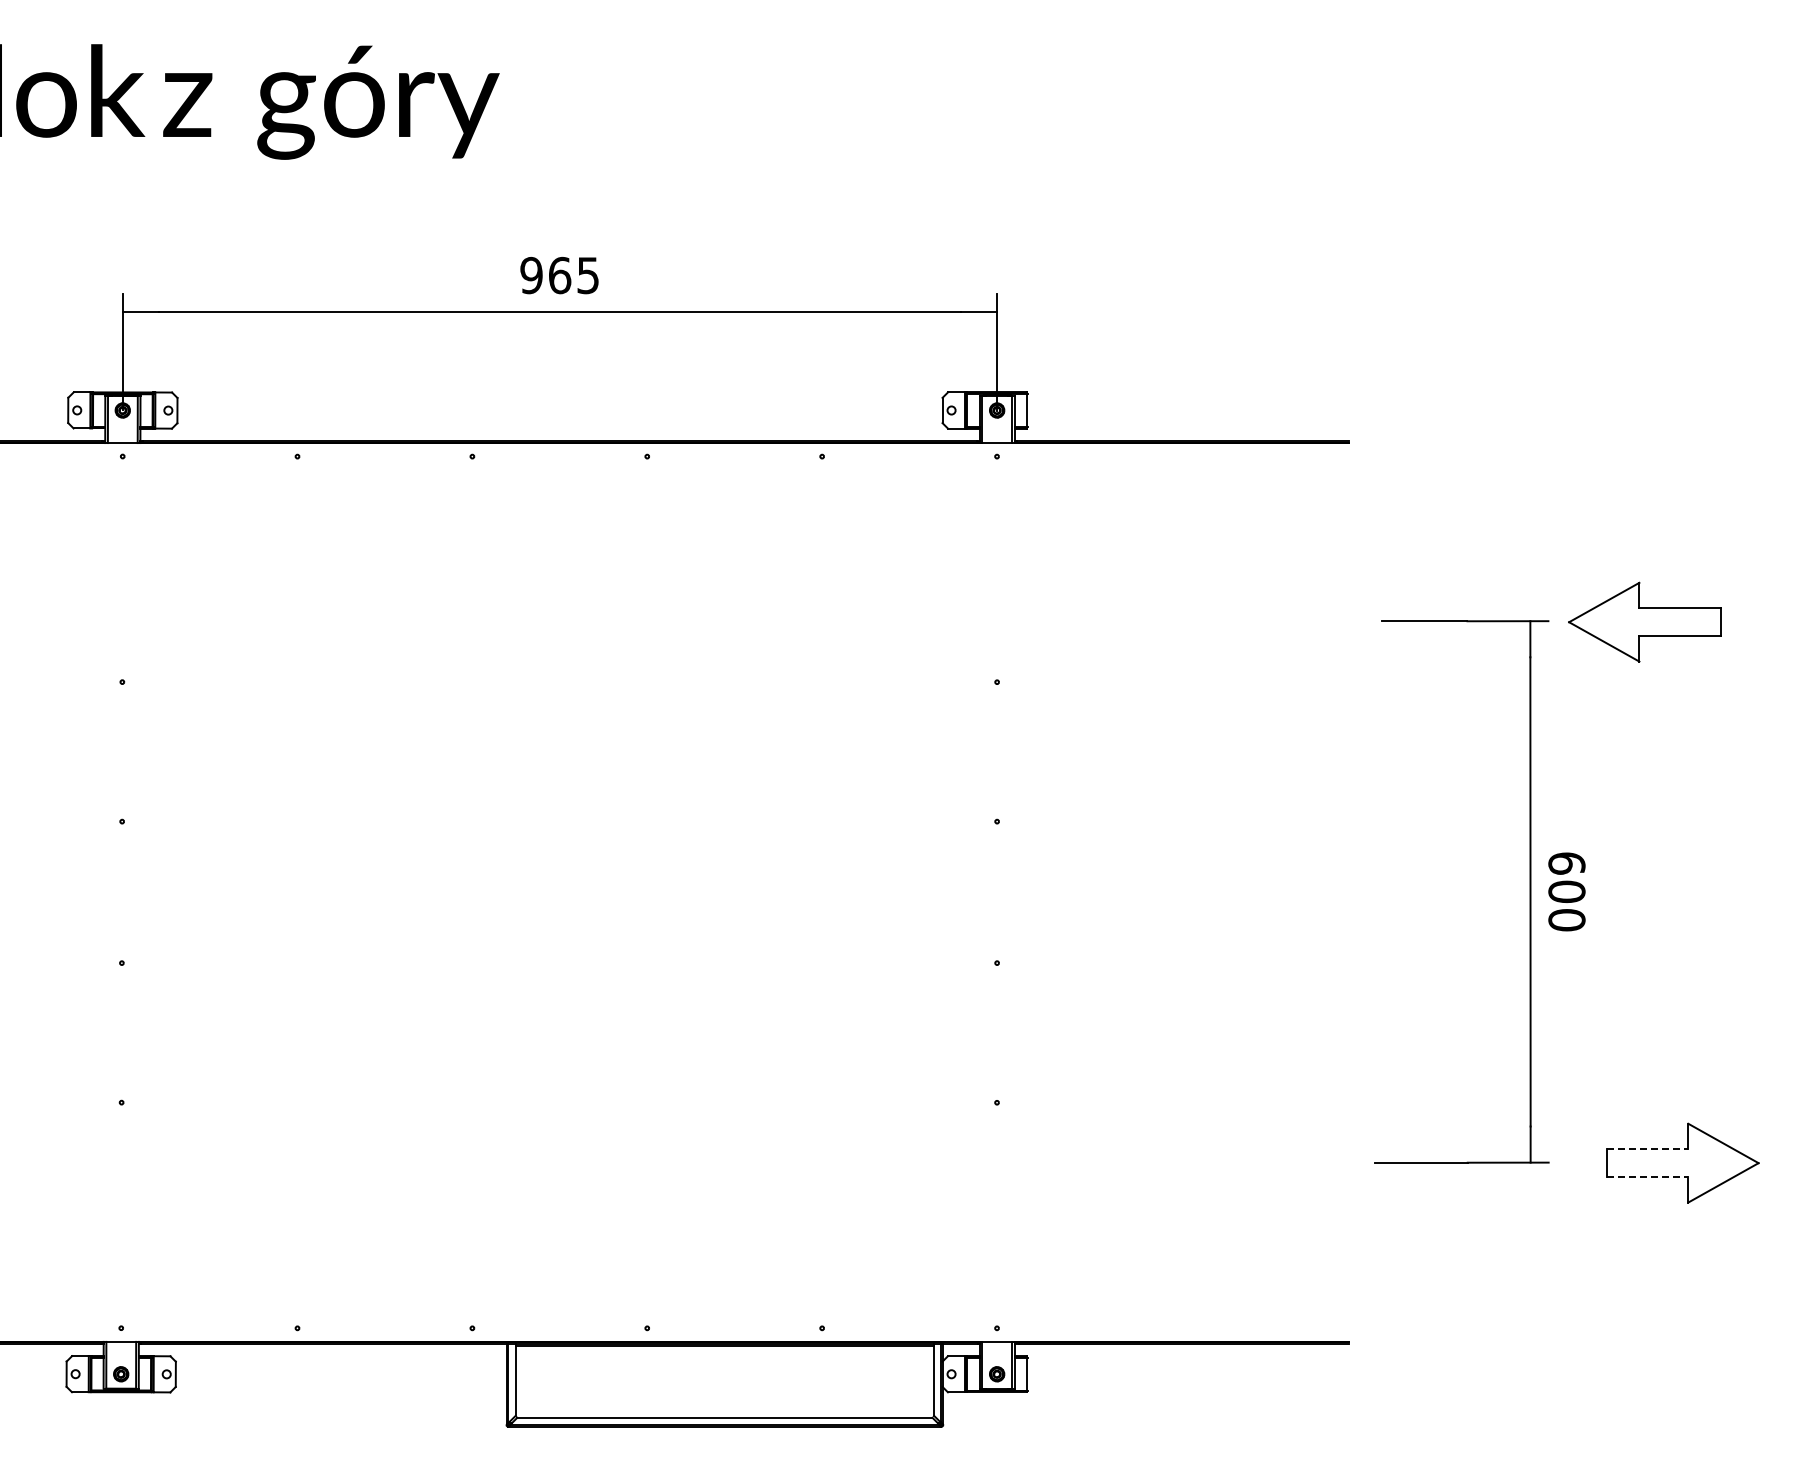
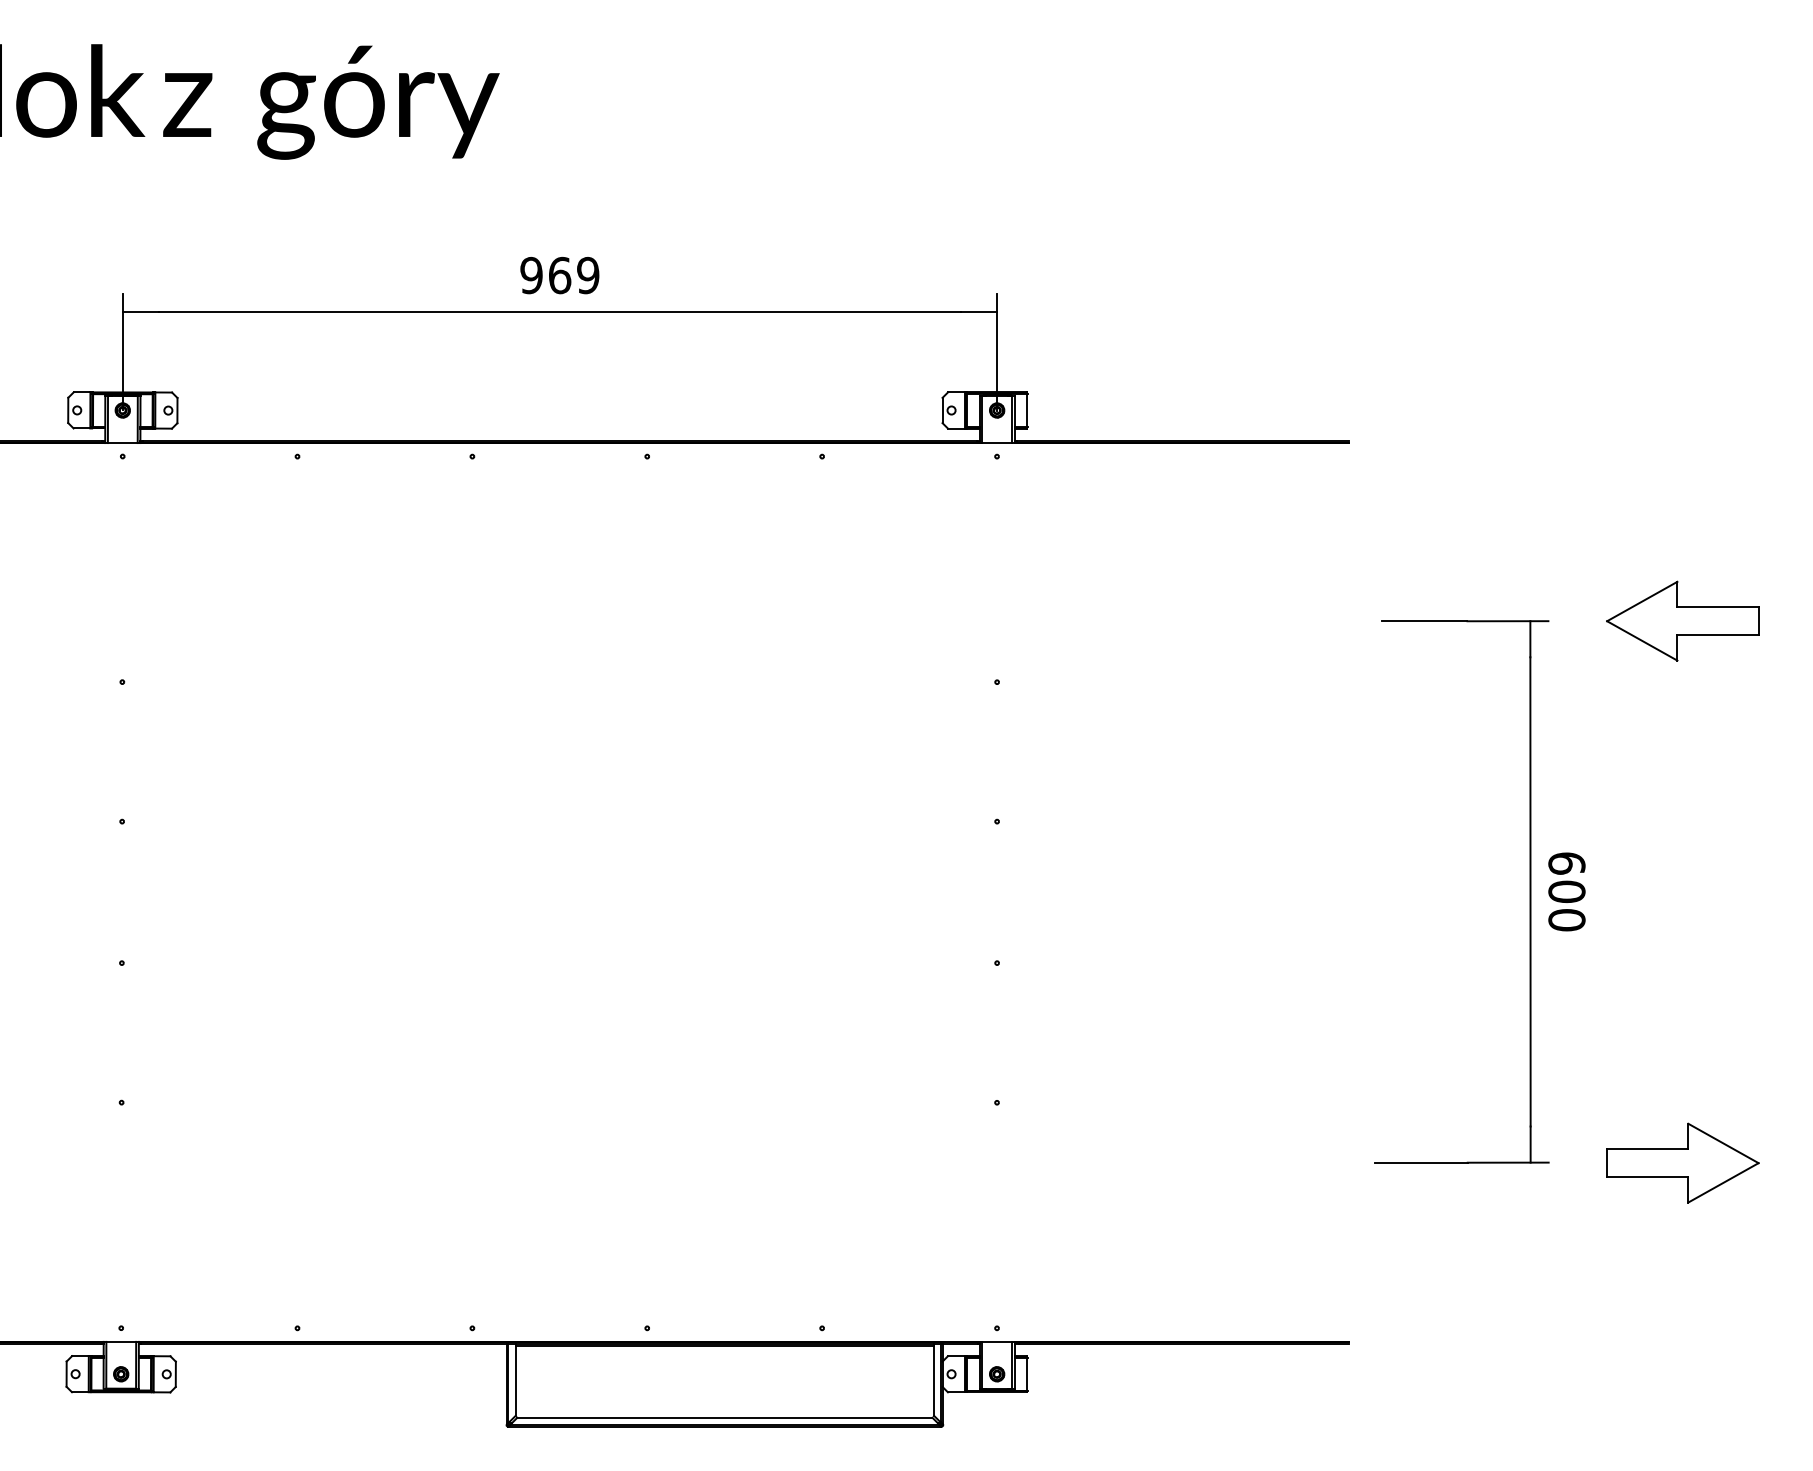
text: 965 -> 969 (588, 275)
part position: (1644, 621) -> (1682, 620) (1682, 620)
line: dashed -> solid (1647, 1149)
line: dashed -> solid (1647, 1177)
